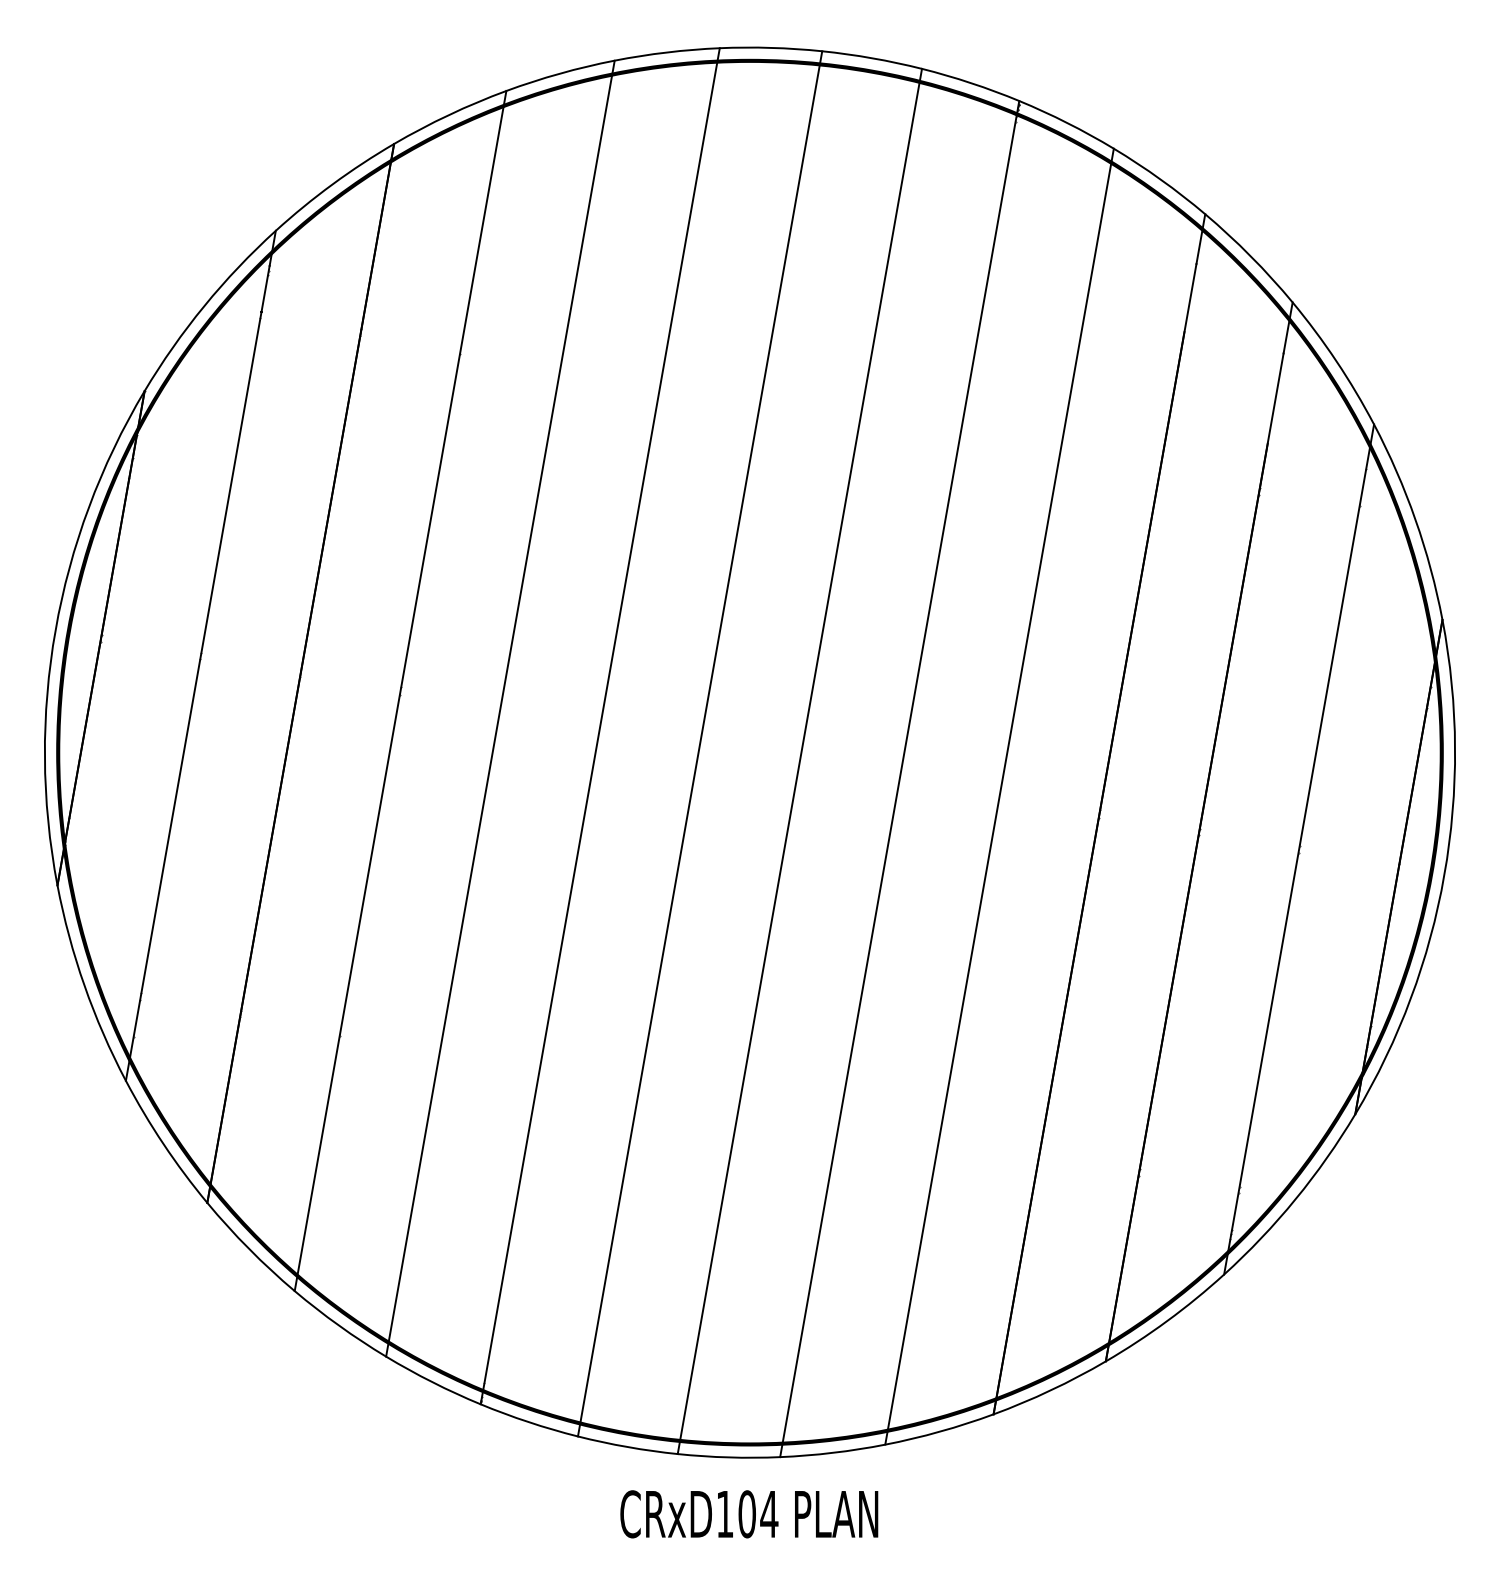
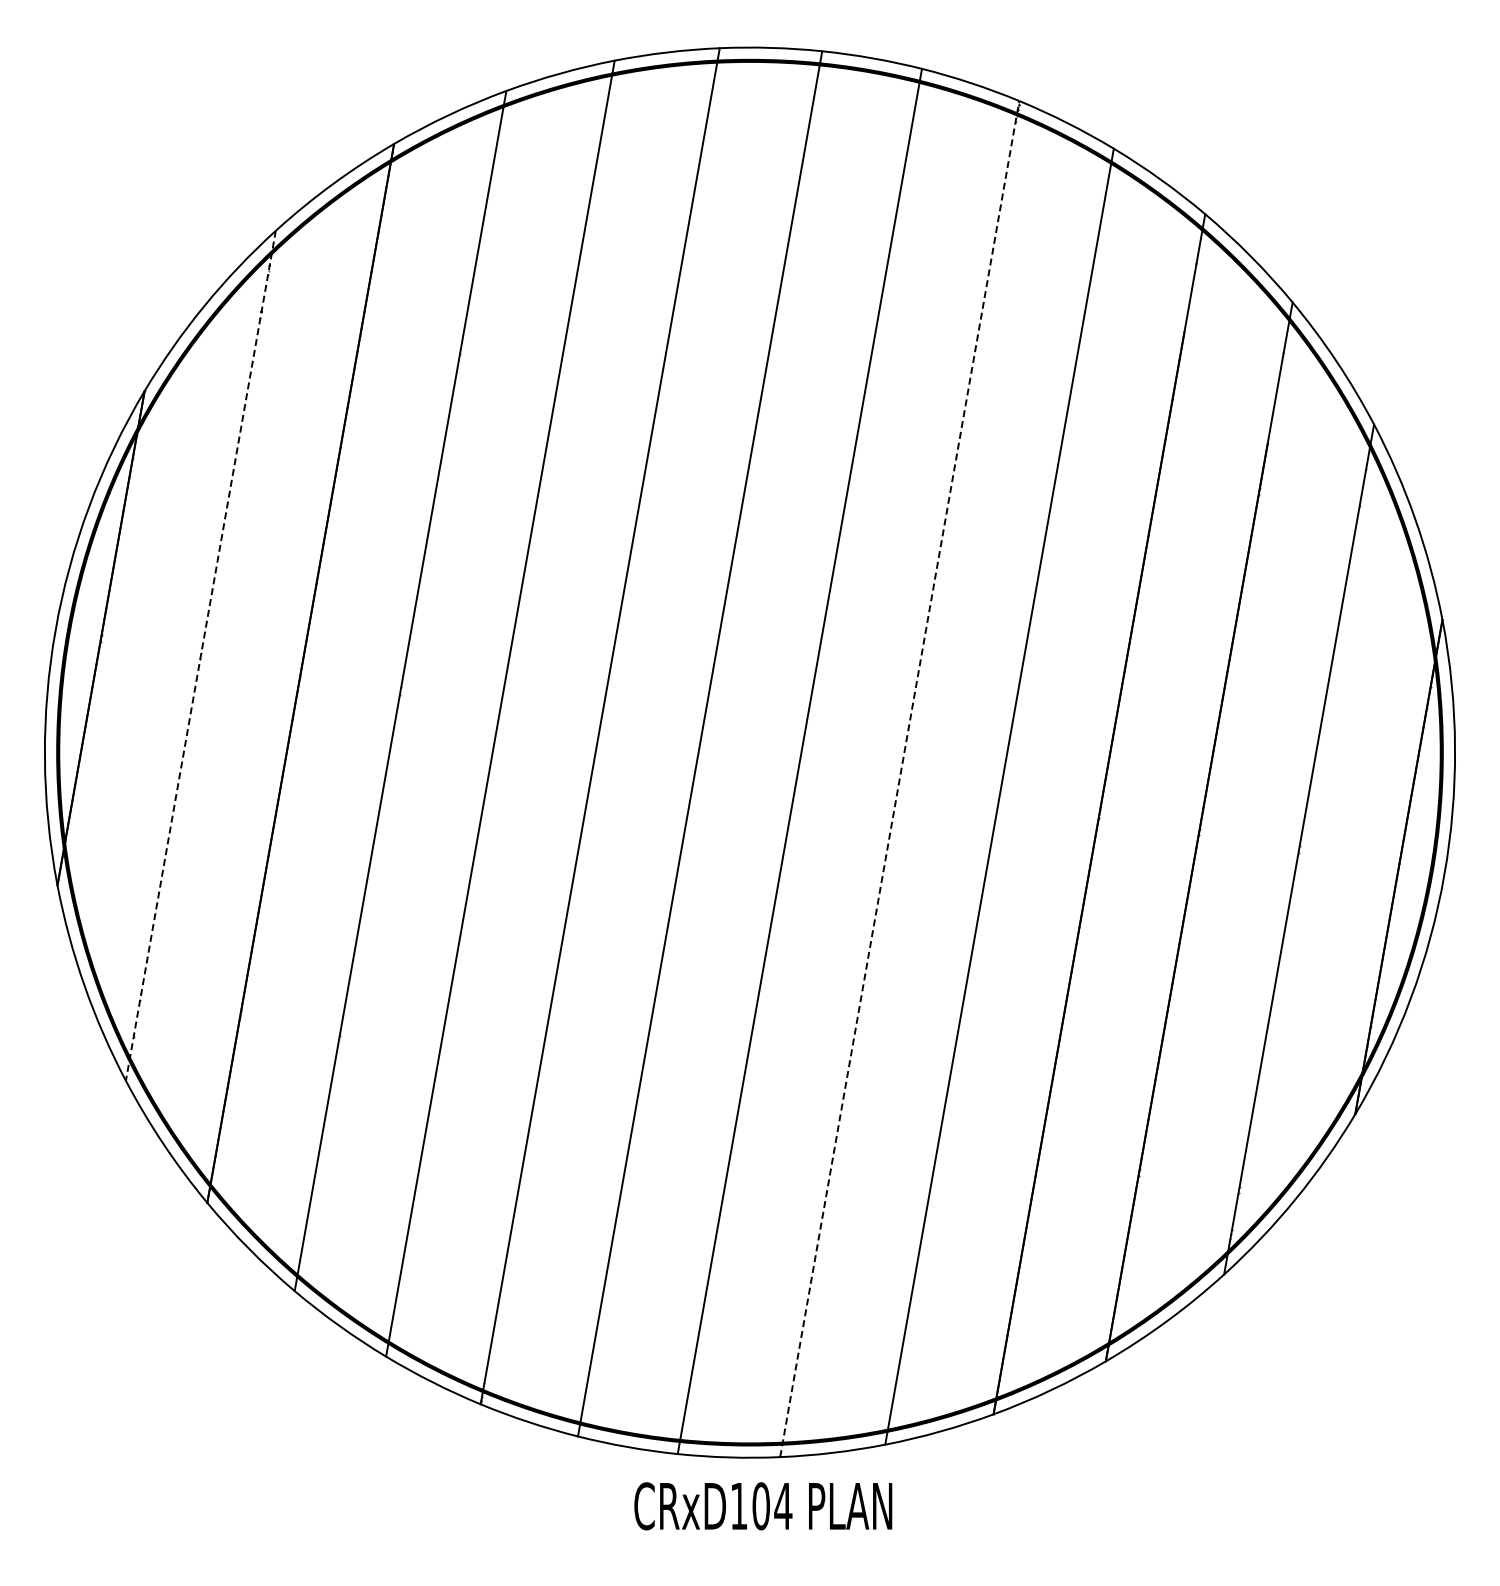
line: solid -> dashed (200, 655)
line: solid -> dashed (899, 778)
text position: (749, 1514) -> (763, 1506) (763, 1506)
